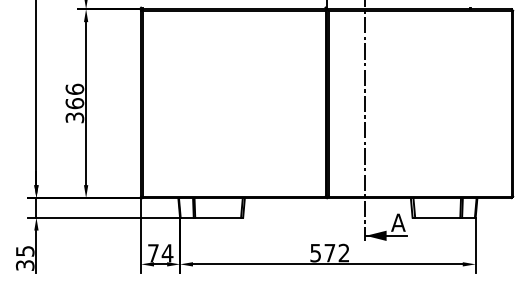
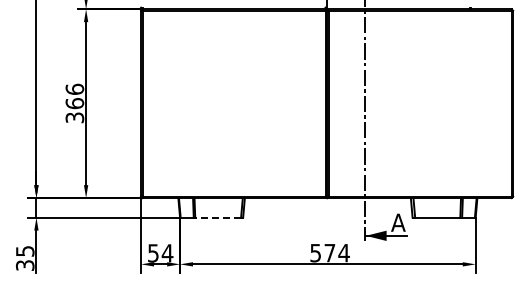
line: solid -> dashed (218, 217)
text: 572 -> 574 (343, 252)
text: 74 -> 54 (153, 253)
